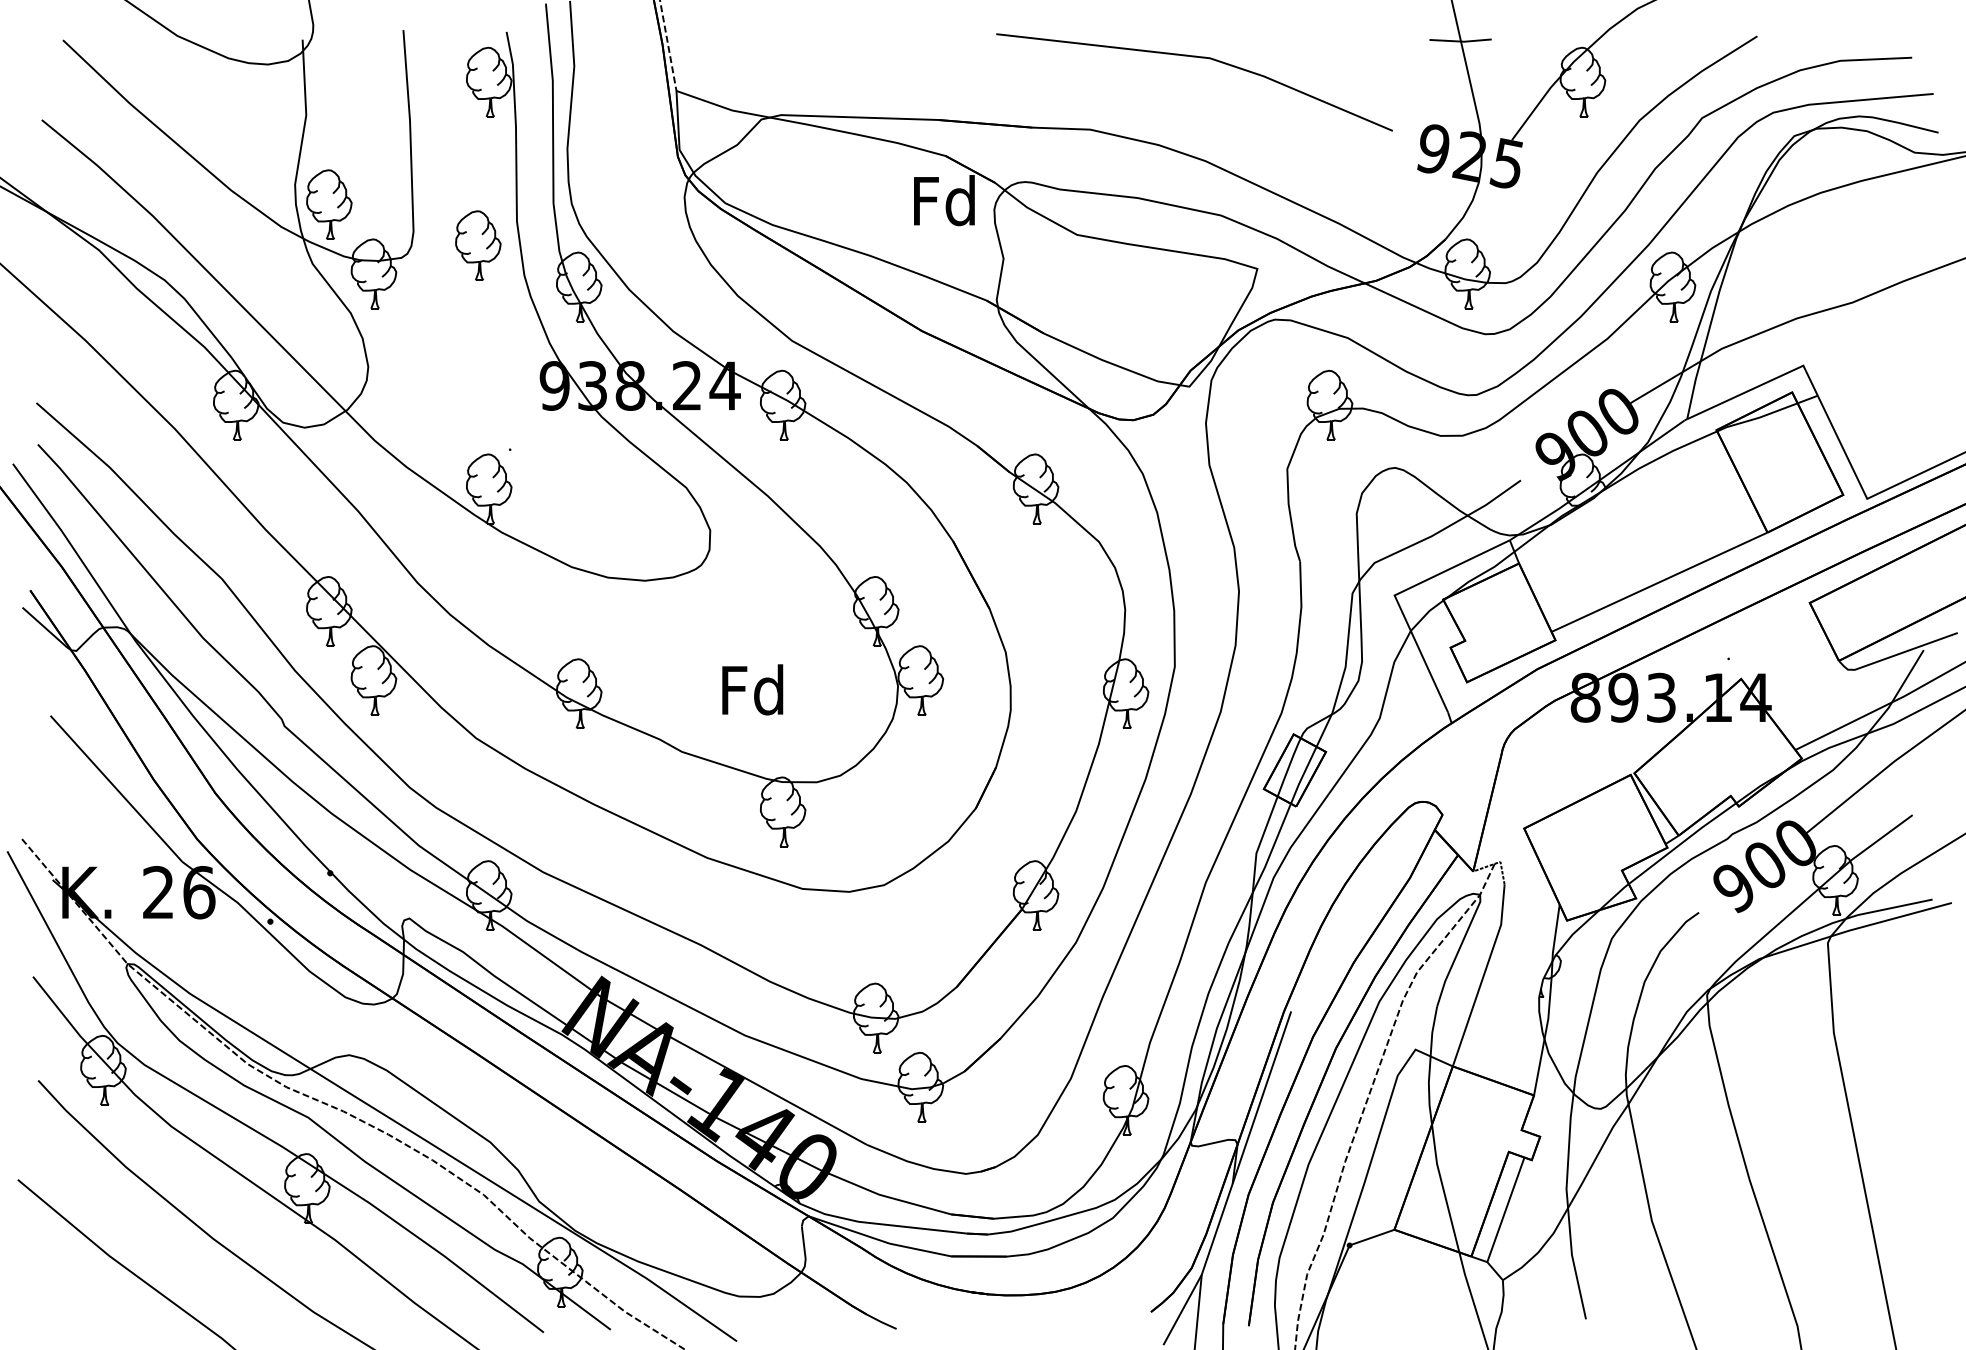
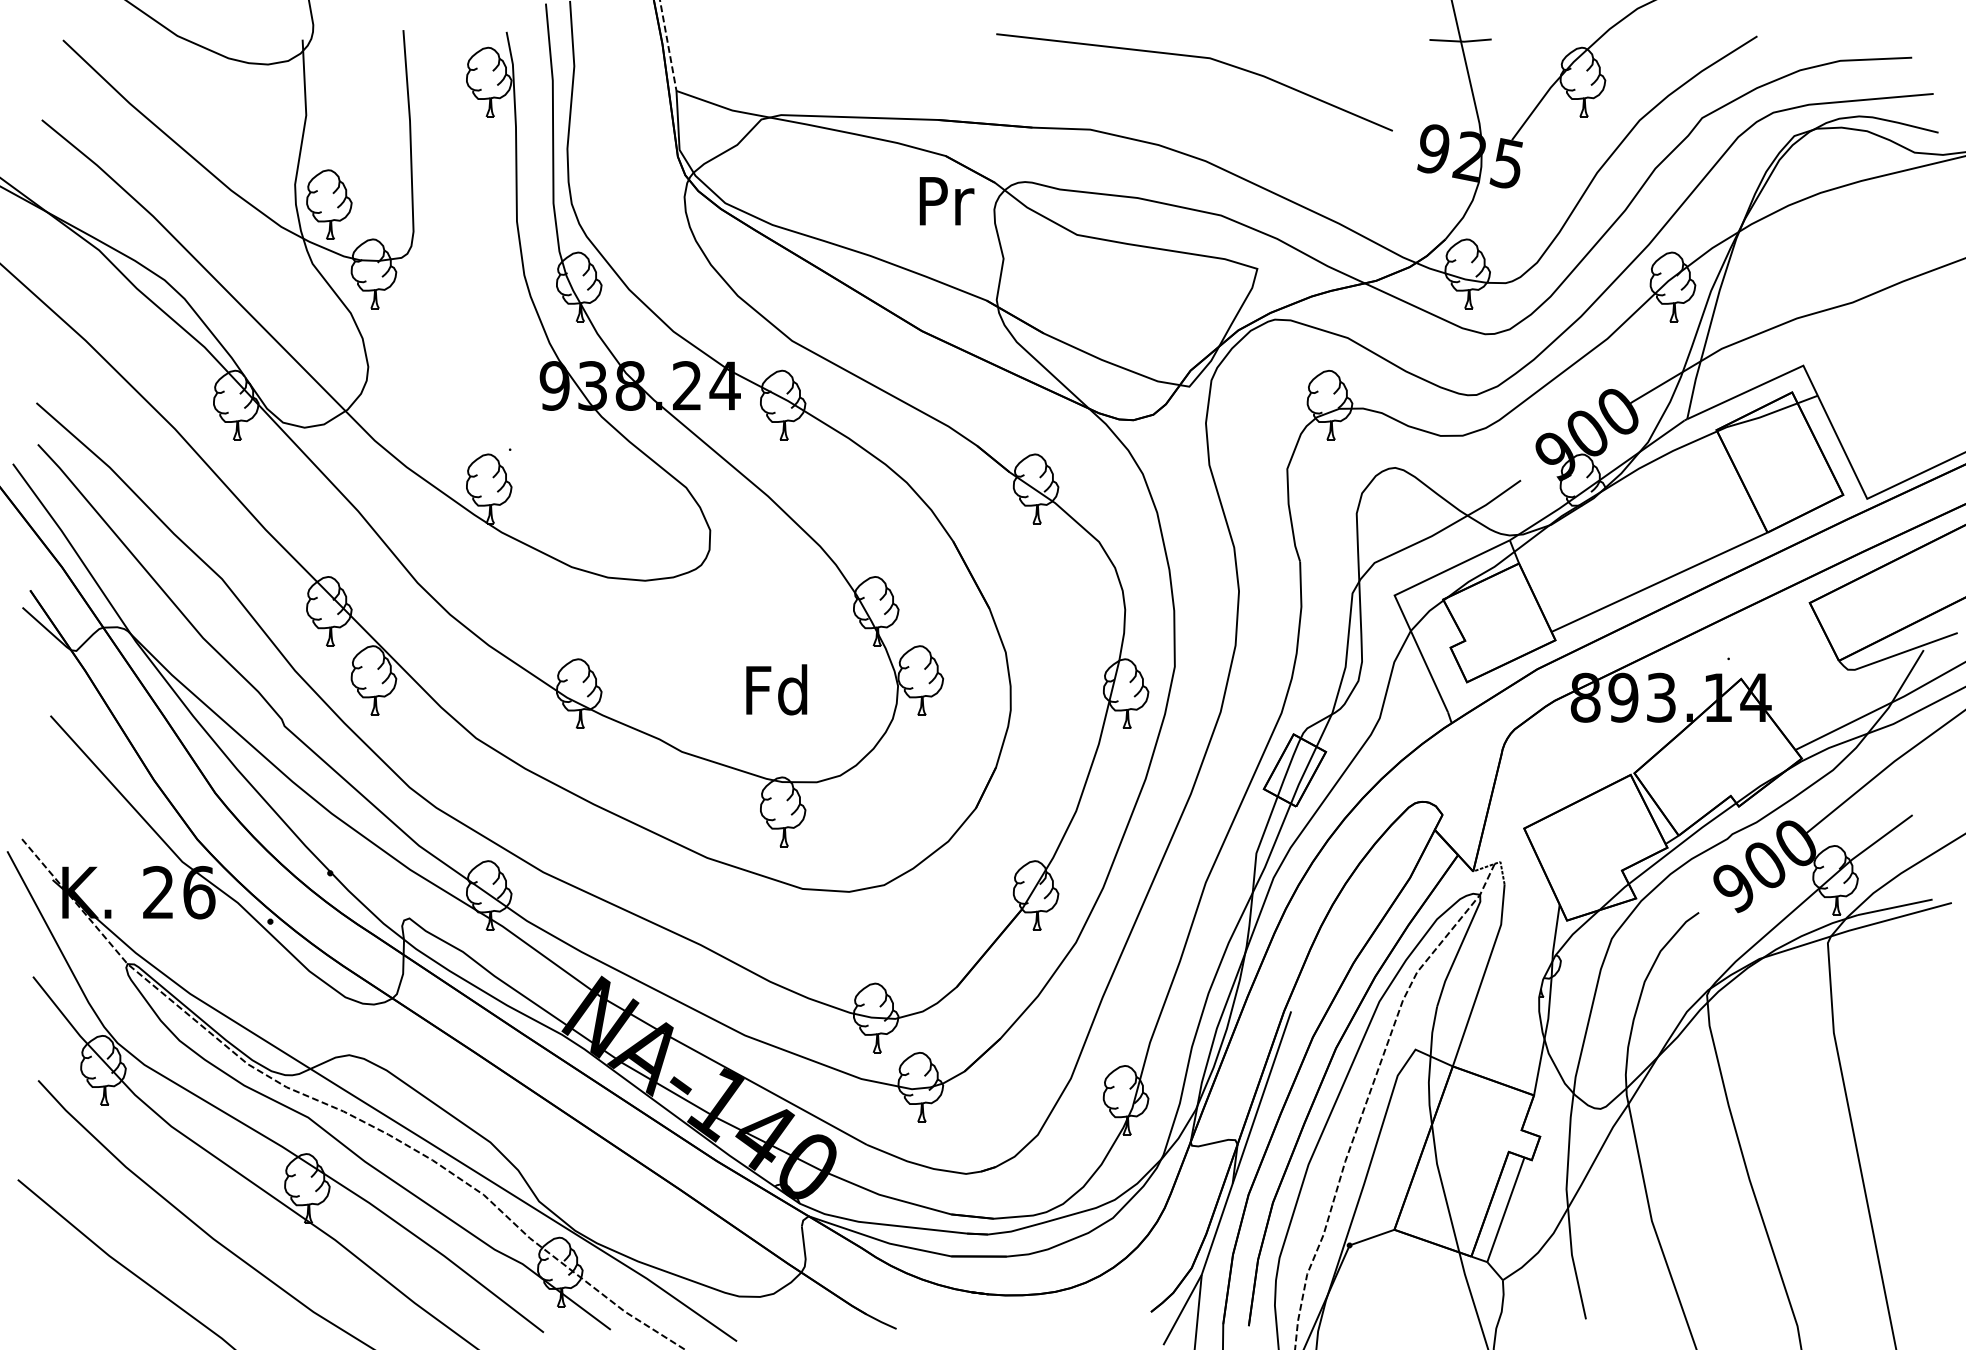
text: Fd -> Pr (944, 200)
part: present -> none (478, 245)
text position: (752, 689) -> (776, 689) (776, 689)
